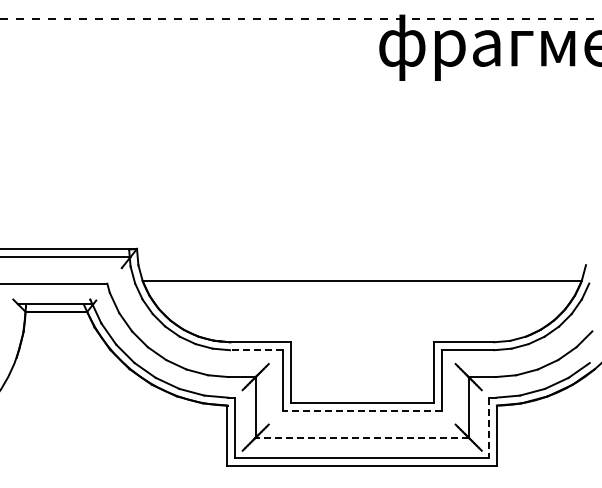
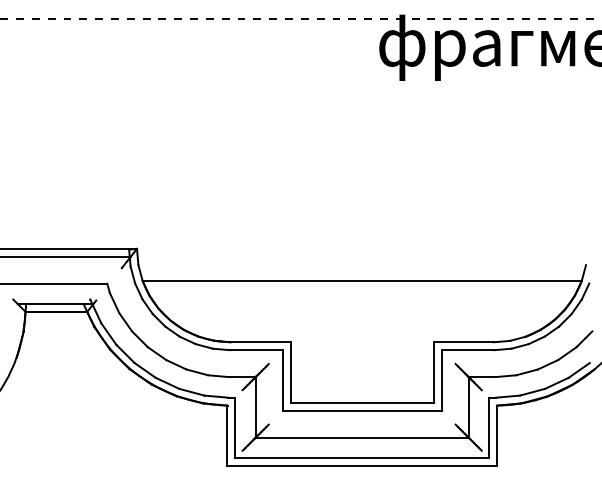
line: dashed -> solid (255, 350)
line: dashed -> solid (362, 410)
line: dashed -> solid (489, 428)
line: dashed -> solid (361, 437)
